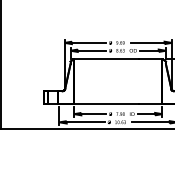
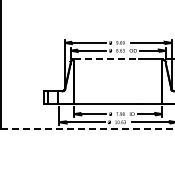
line: solid -> dashed (106, 59)
line: solid -> dashed (87, 129)
